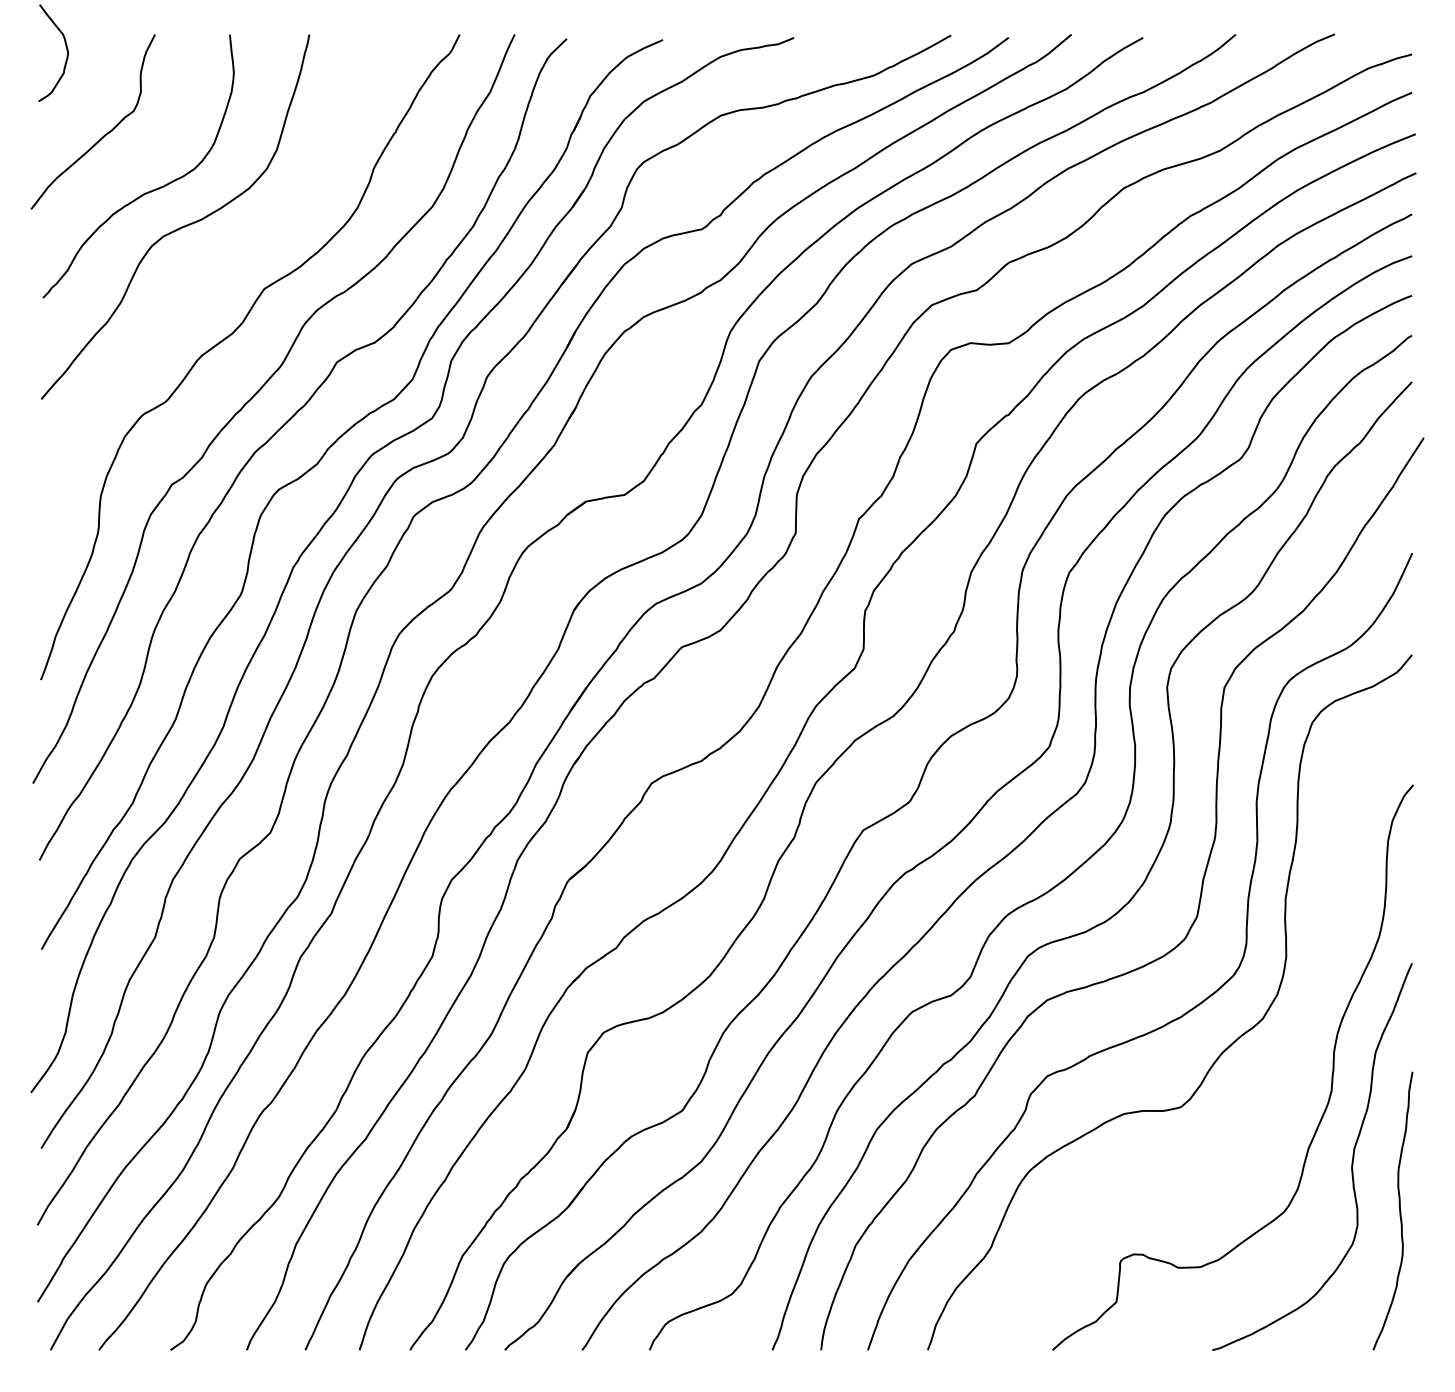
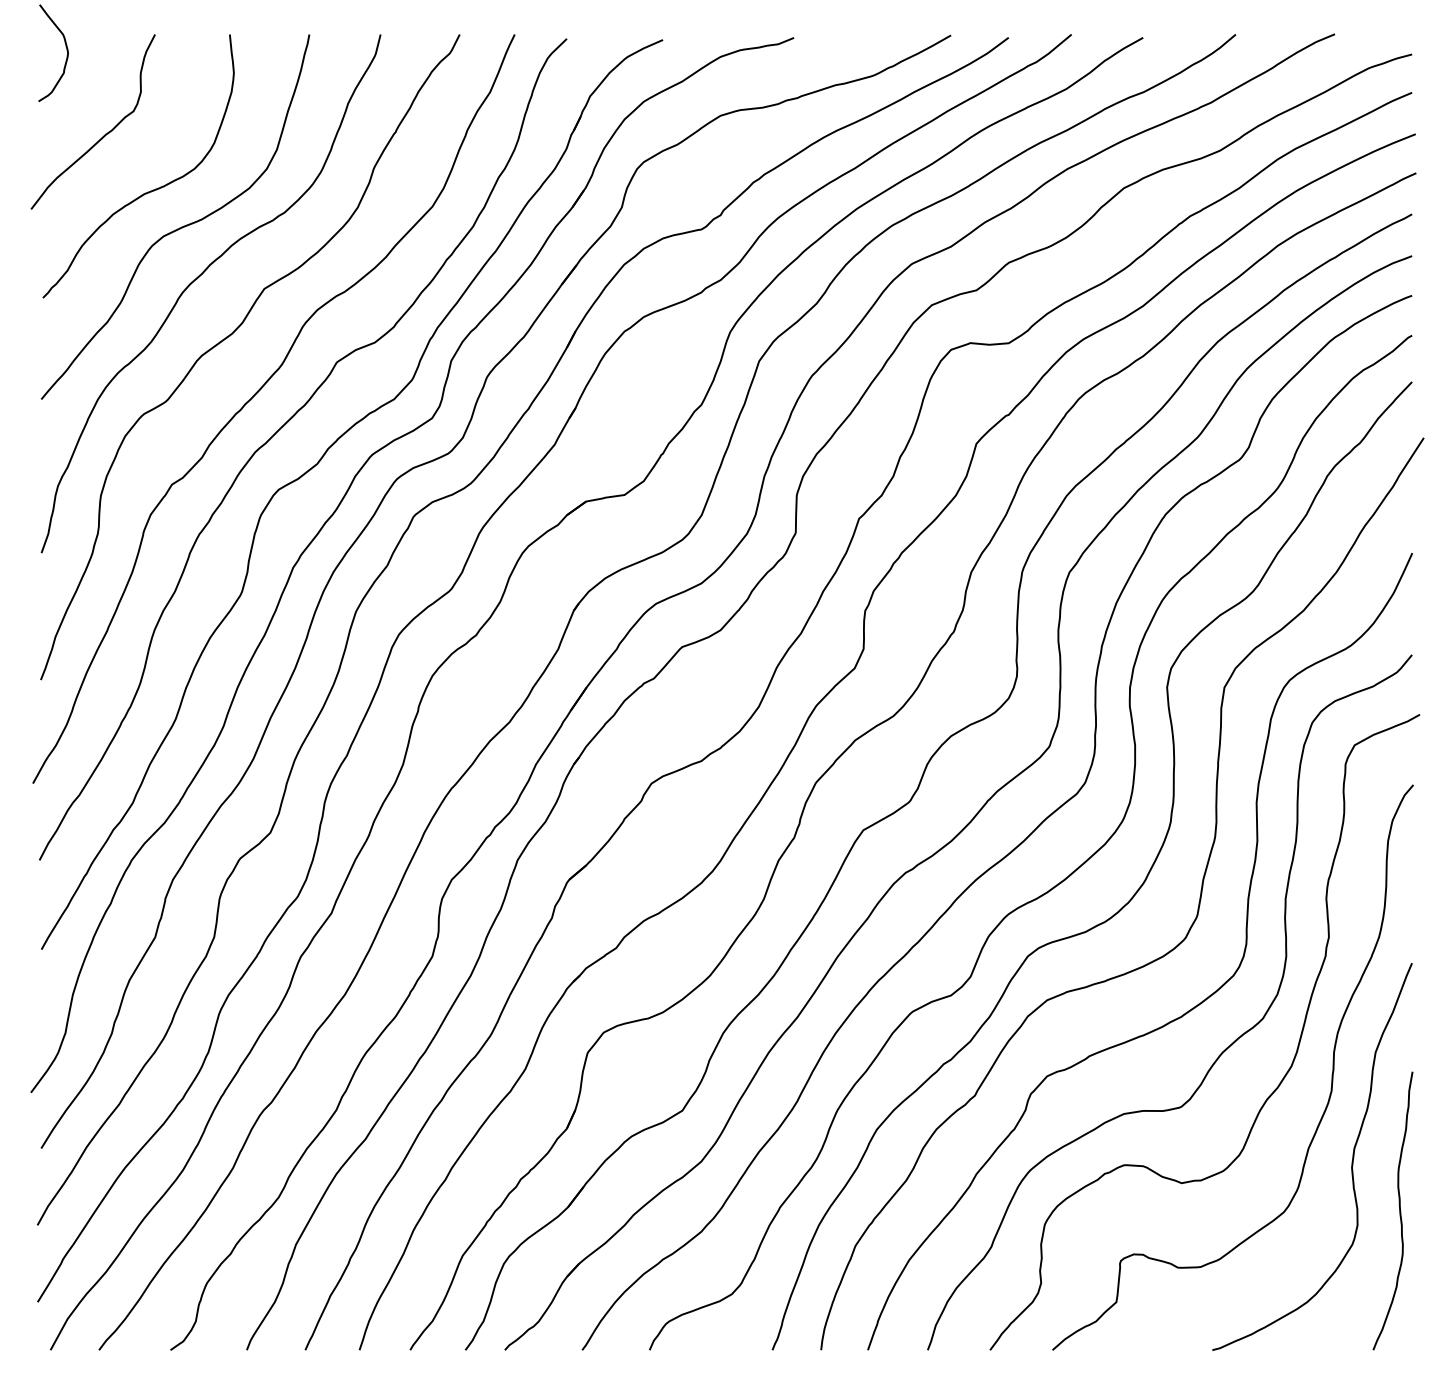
curve: none -> present (197, 279)
curve: none -> present (1279, 1082)
